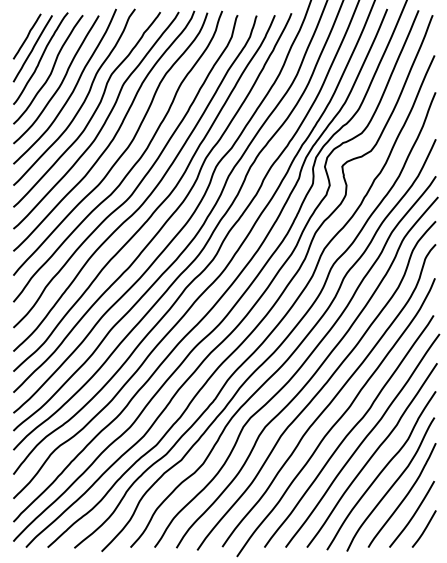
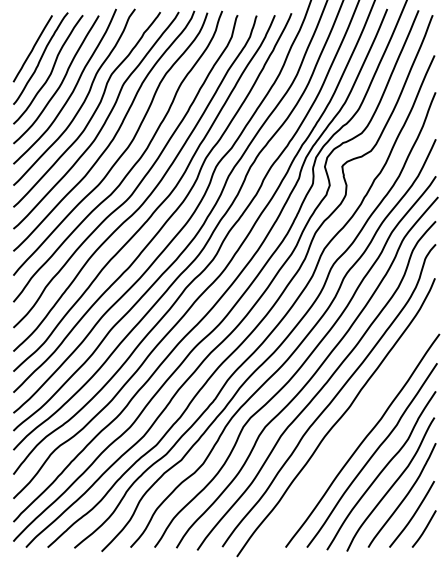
line: present -> none (26, 36)
curve: present -> none (349, 431)
